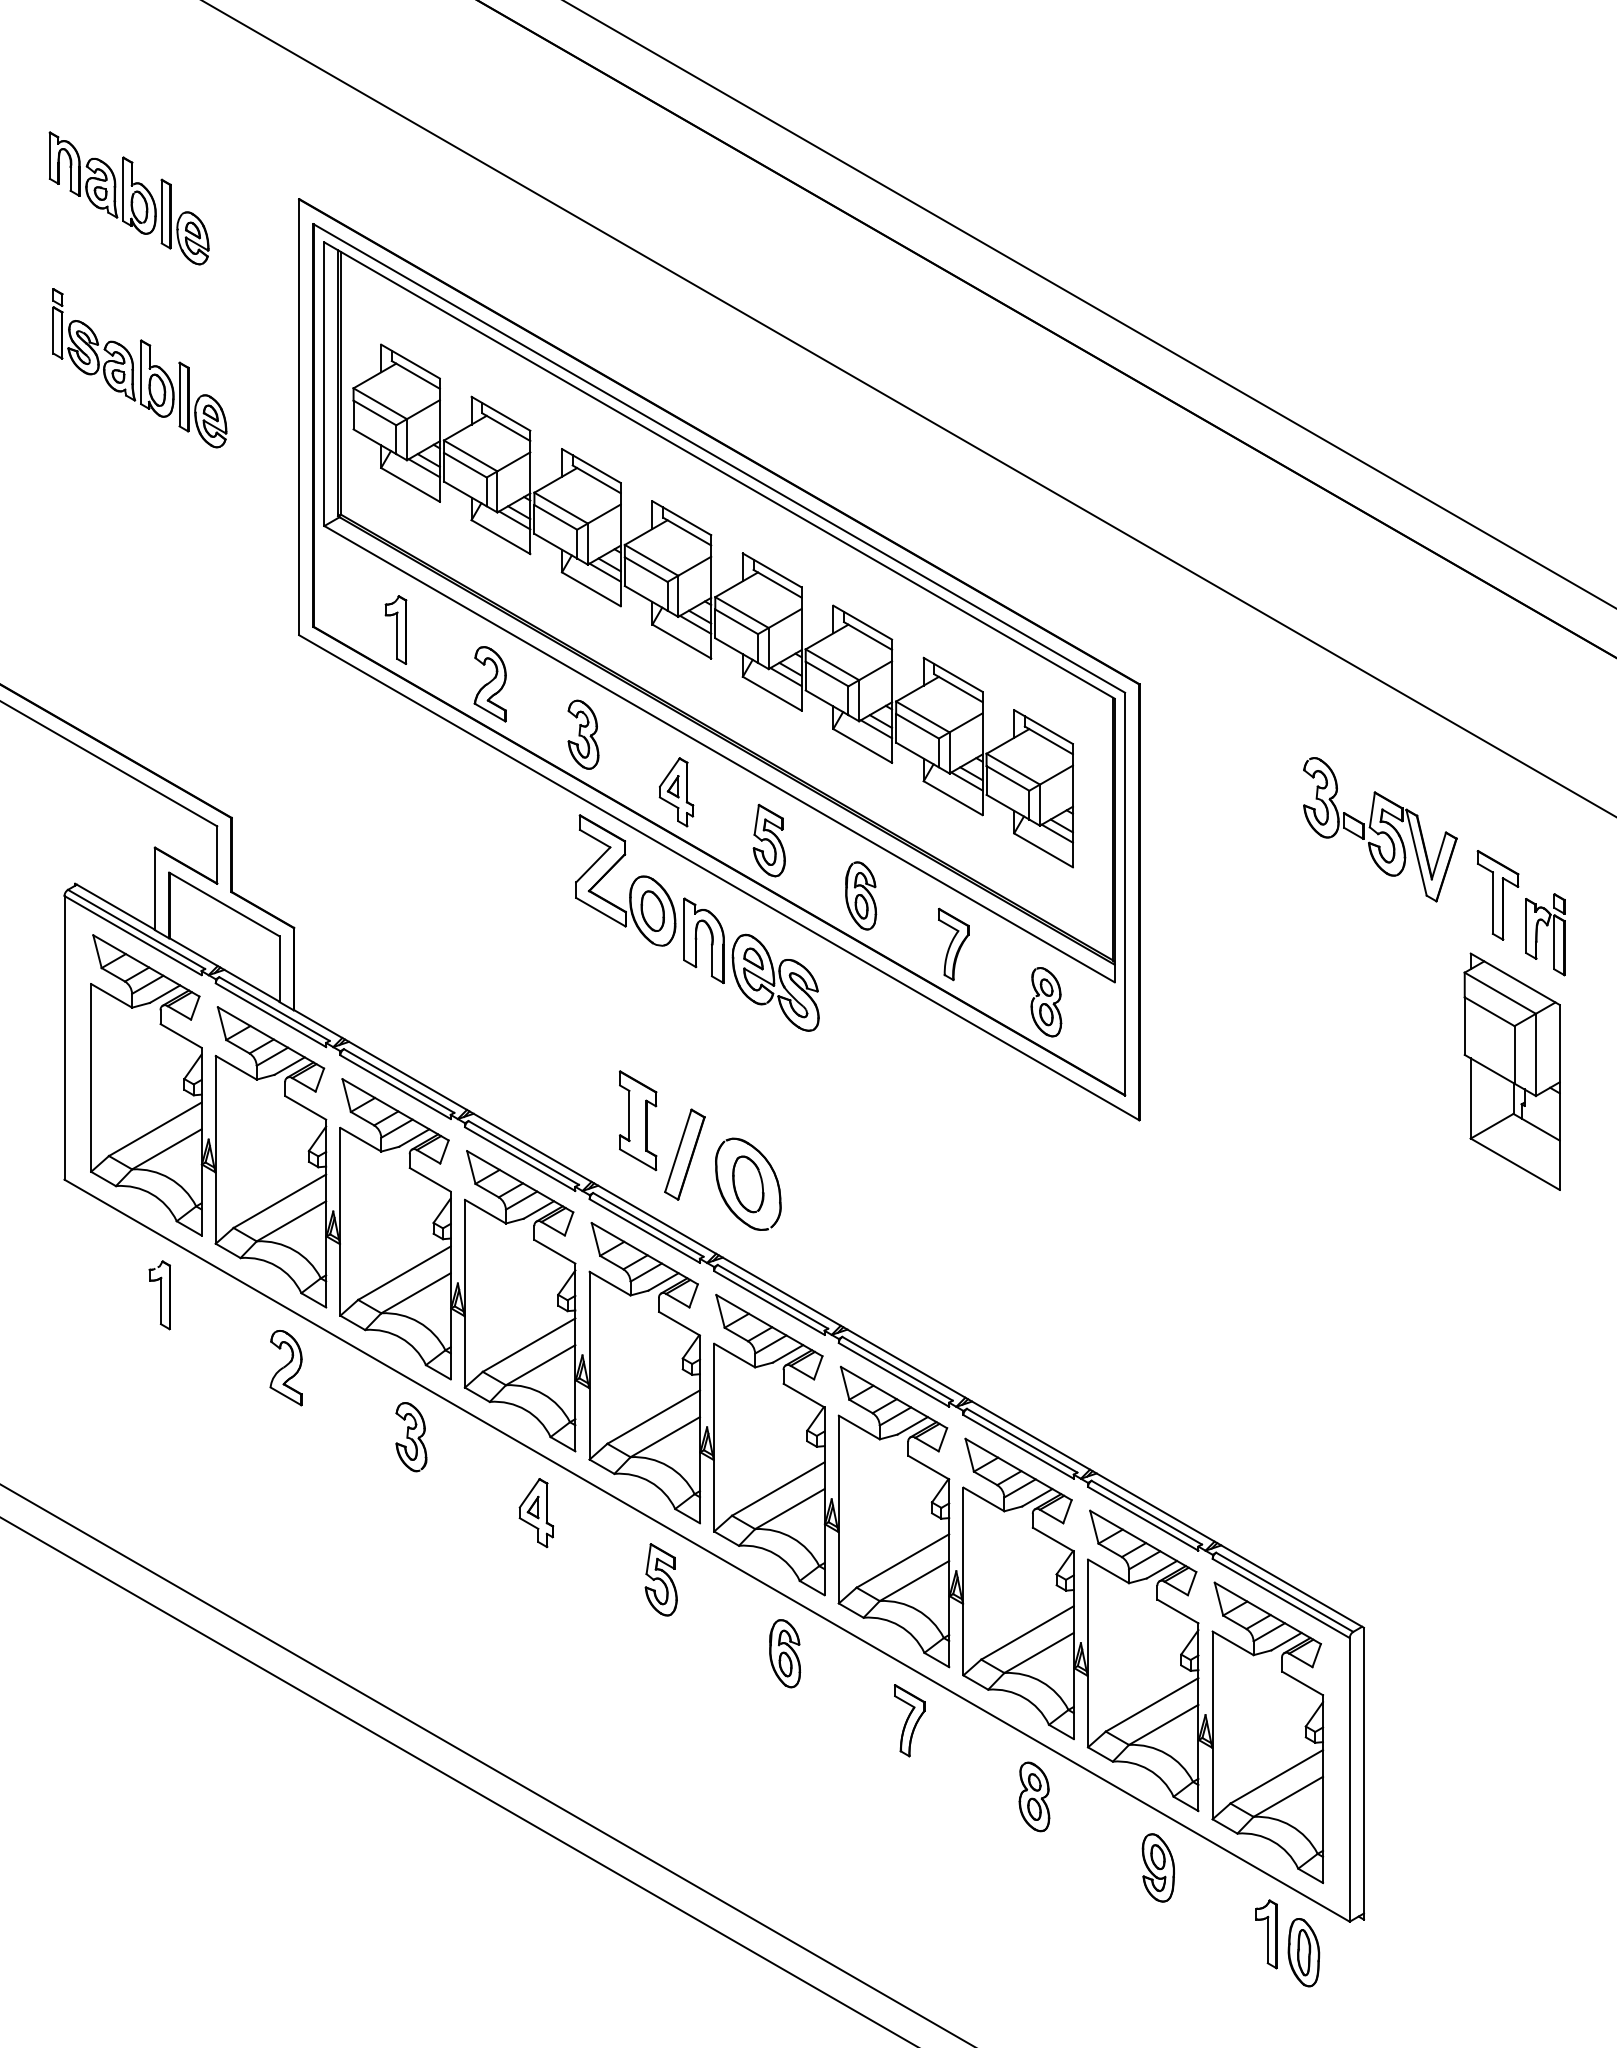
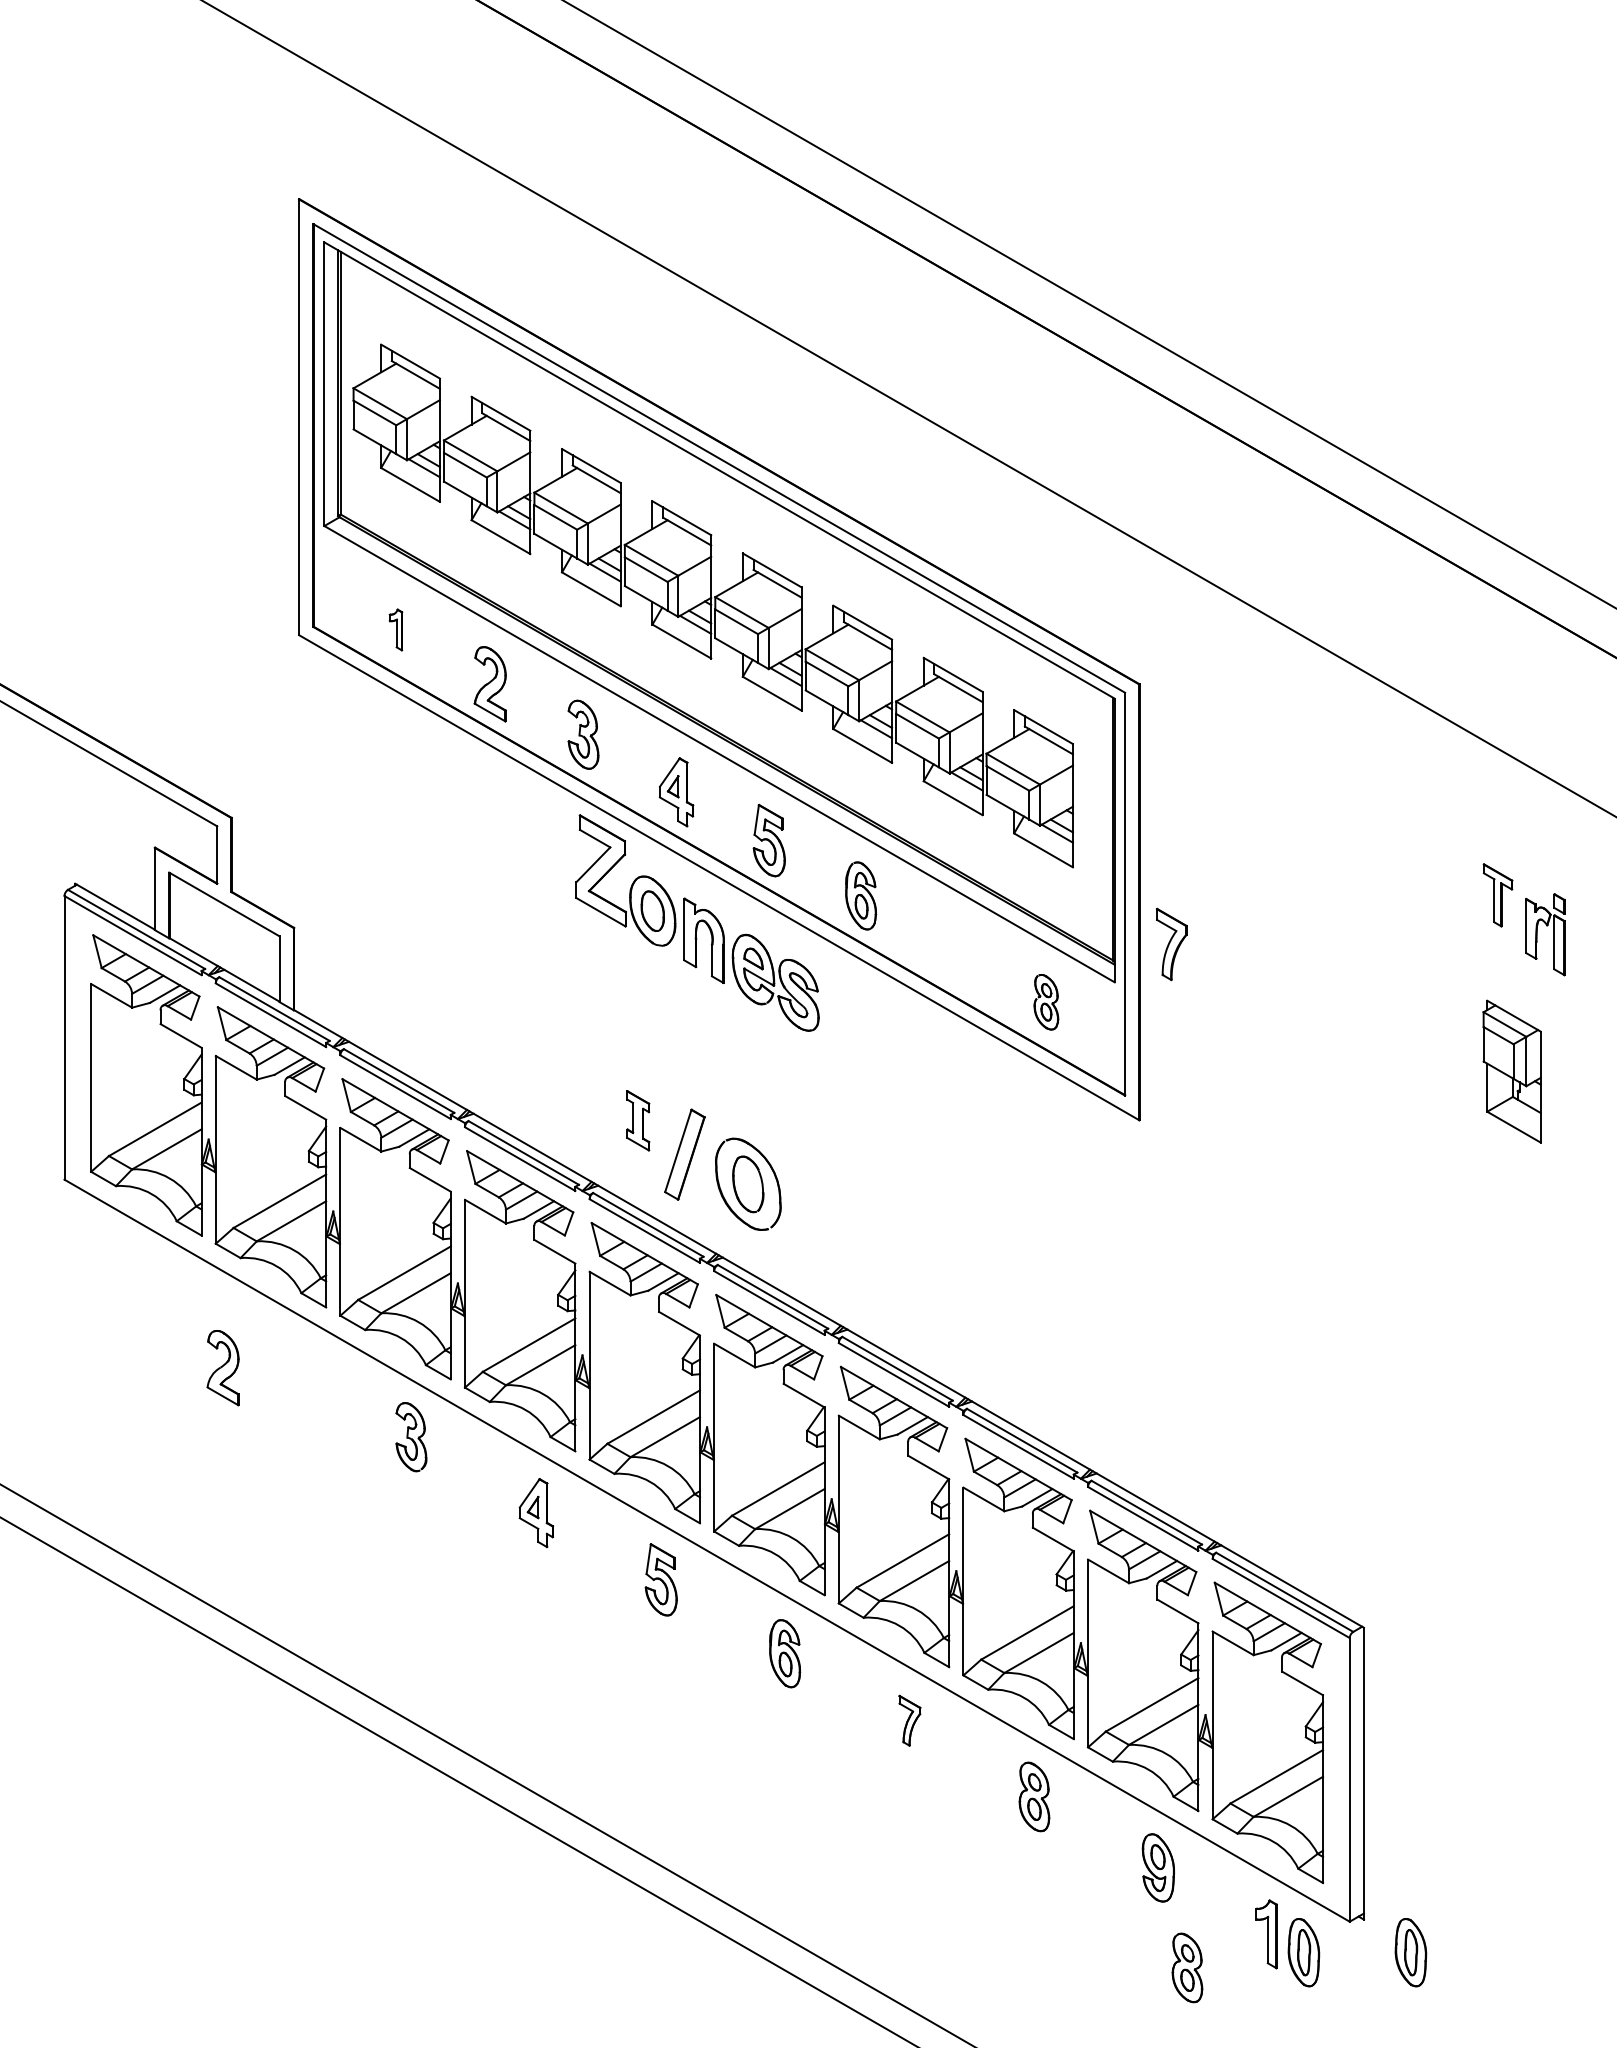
part: present -> none (128, 198)
part: present -> none (139, 368)
part size: 24x70 px -> 16x44 px (395, 629)
part: present -> none (1380, 829)
part size: 44x91 px -> 32x65 px (1497, 895)
part position: (953, 944) -> (1171, 944) (1171, 944)
part size: 33x71 px -> 27x57 px (1046, 1002)
part size: 98x239 px -> 60x145 px (1511, 1071)
part size: 39x102 px -> 25x62 px (638, 1120)
part: present -> none (159, 1295)
part position: (285, 1368) -> (222, 1368) (222, 1368)
part size: 32x74 px -> 24x53 px (909, 1720)
part: none -> present (1410, 1952)
part: none -> present (1187, 1967)
